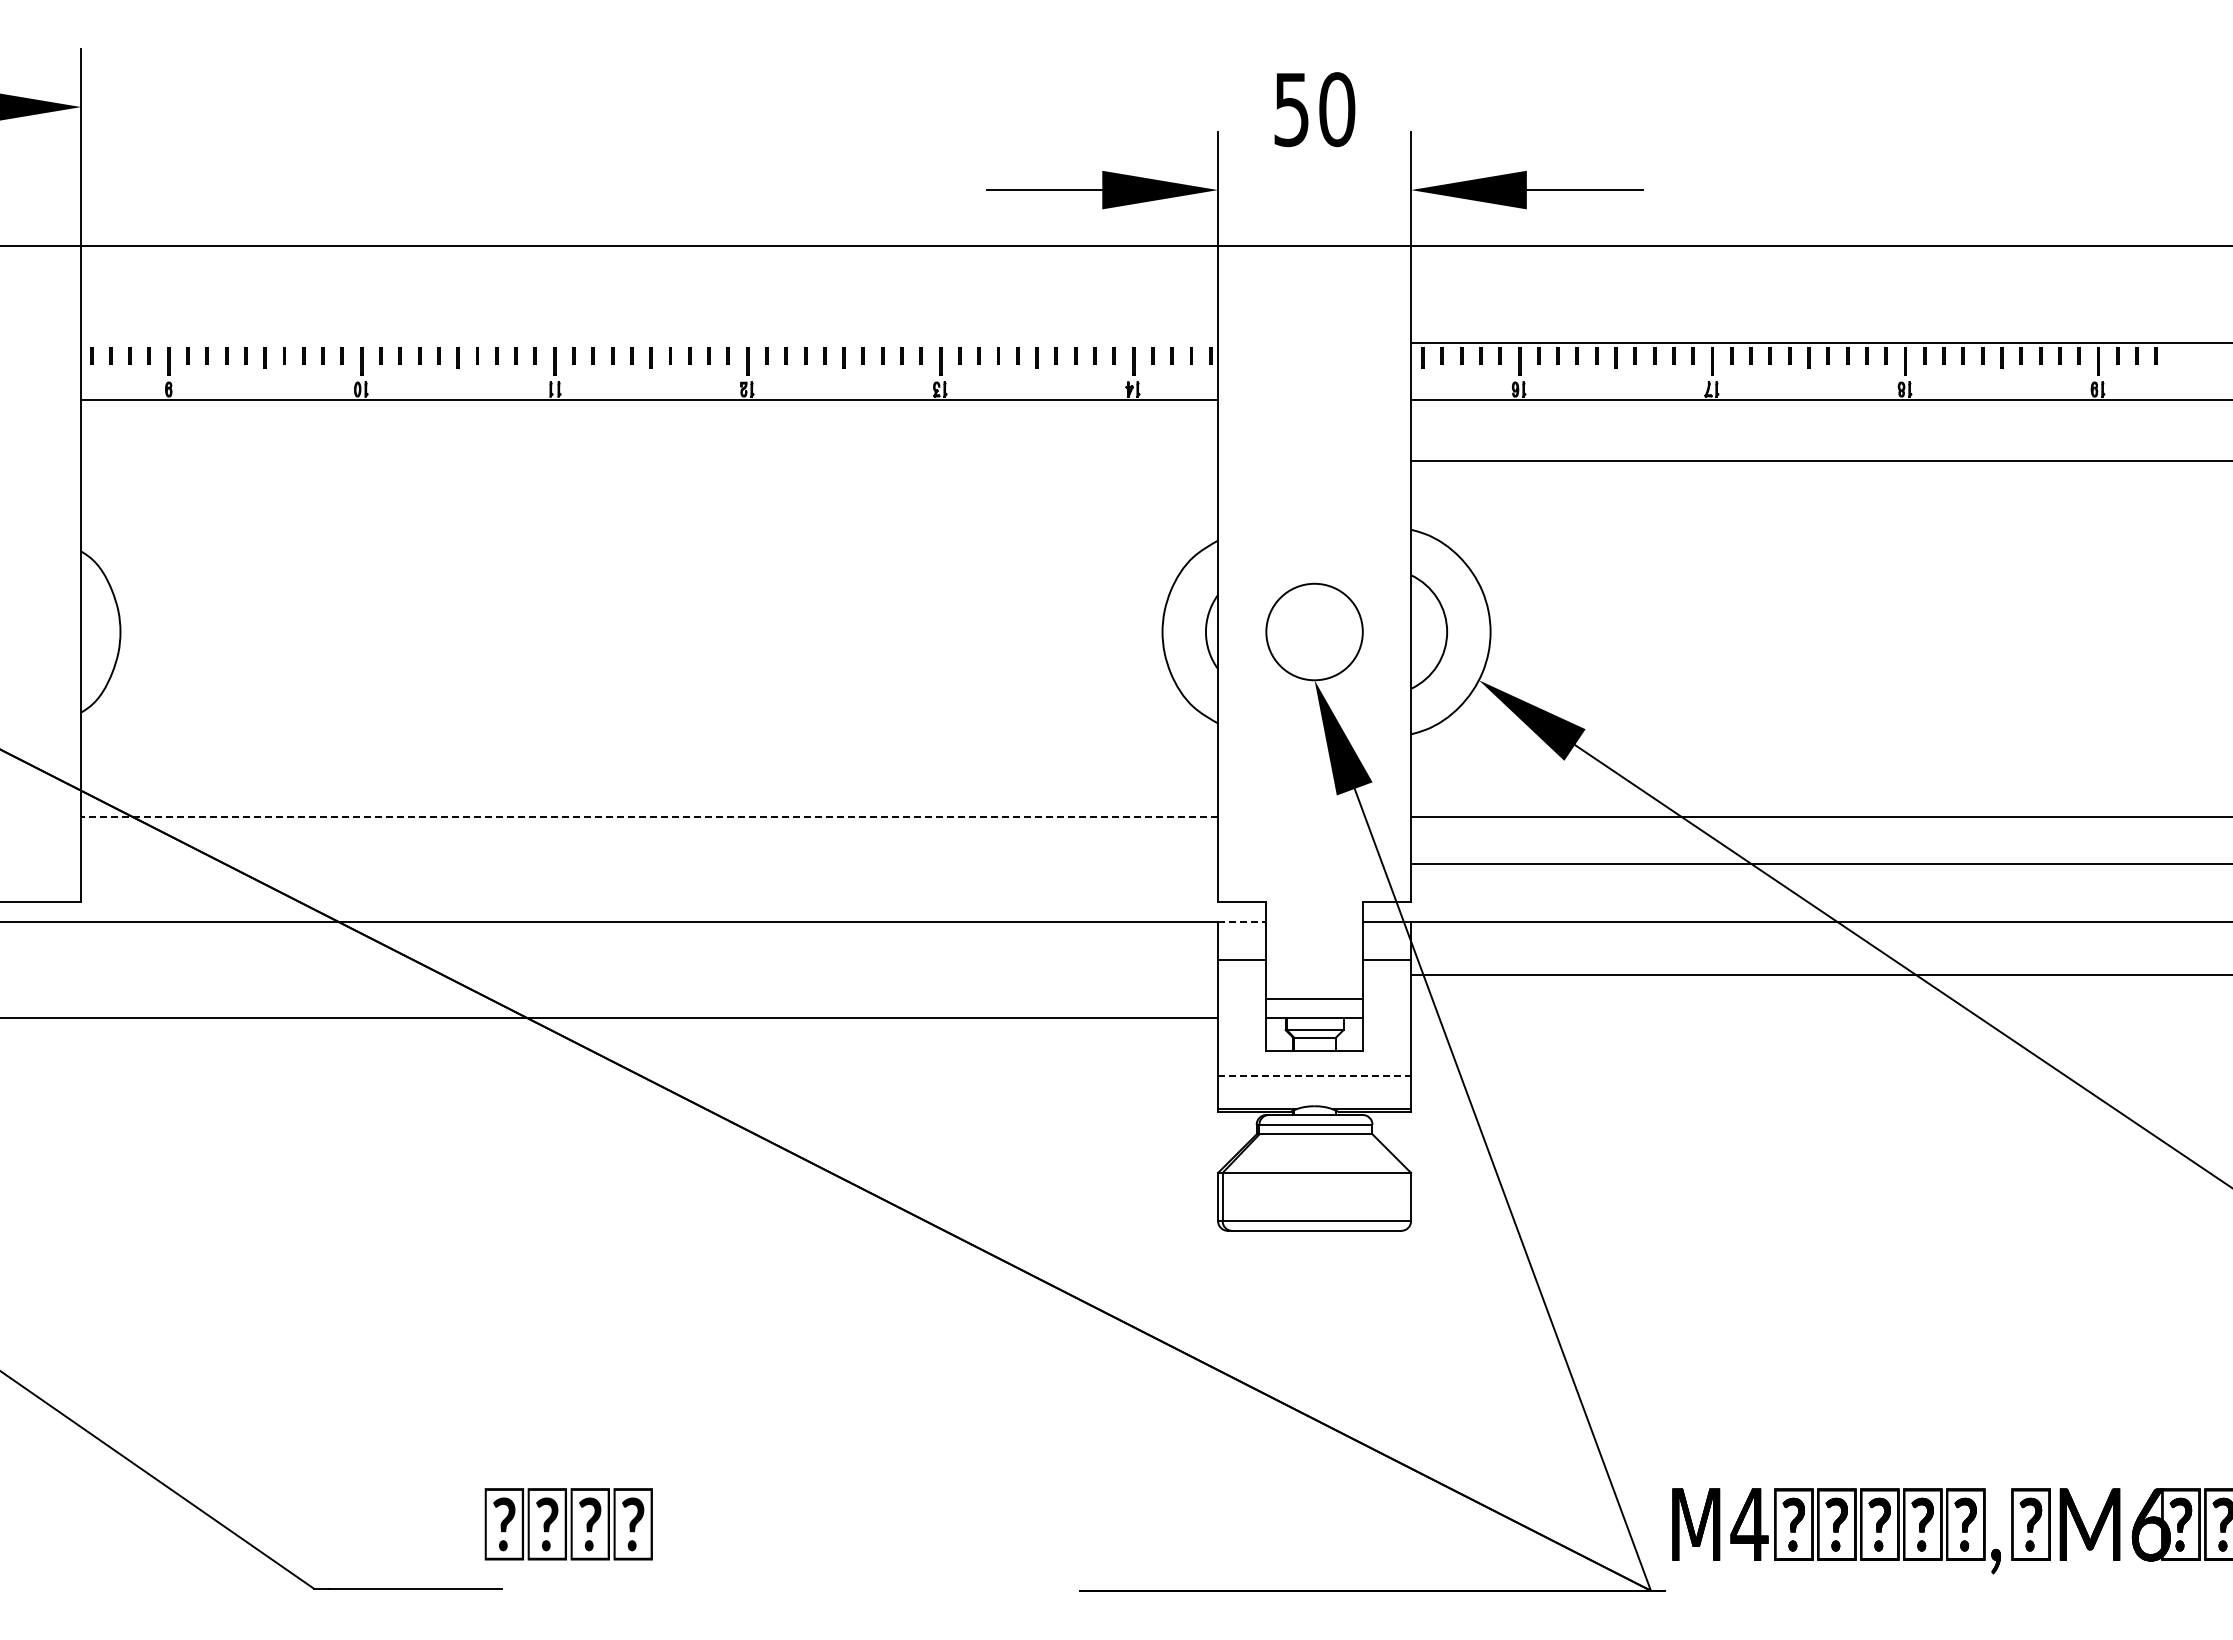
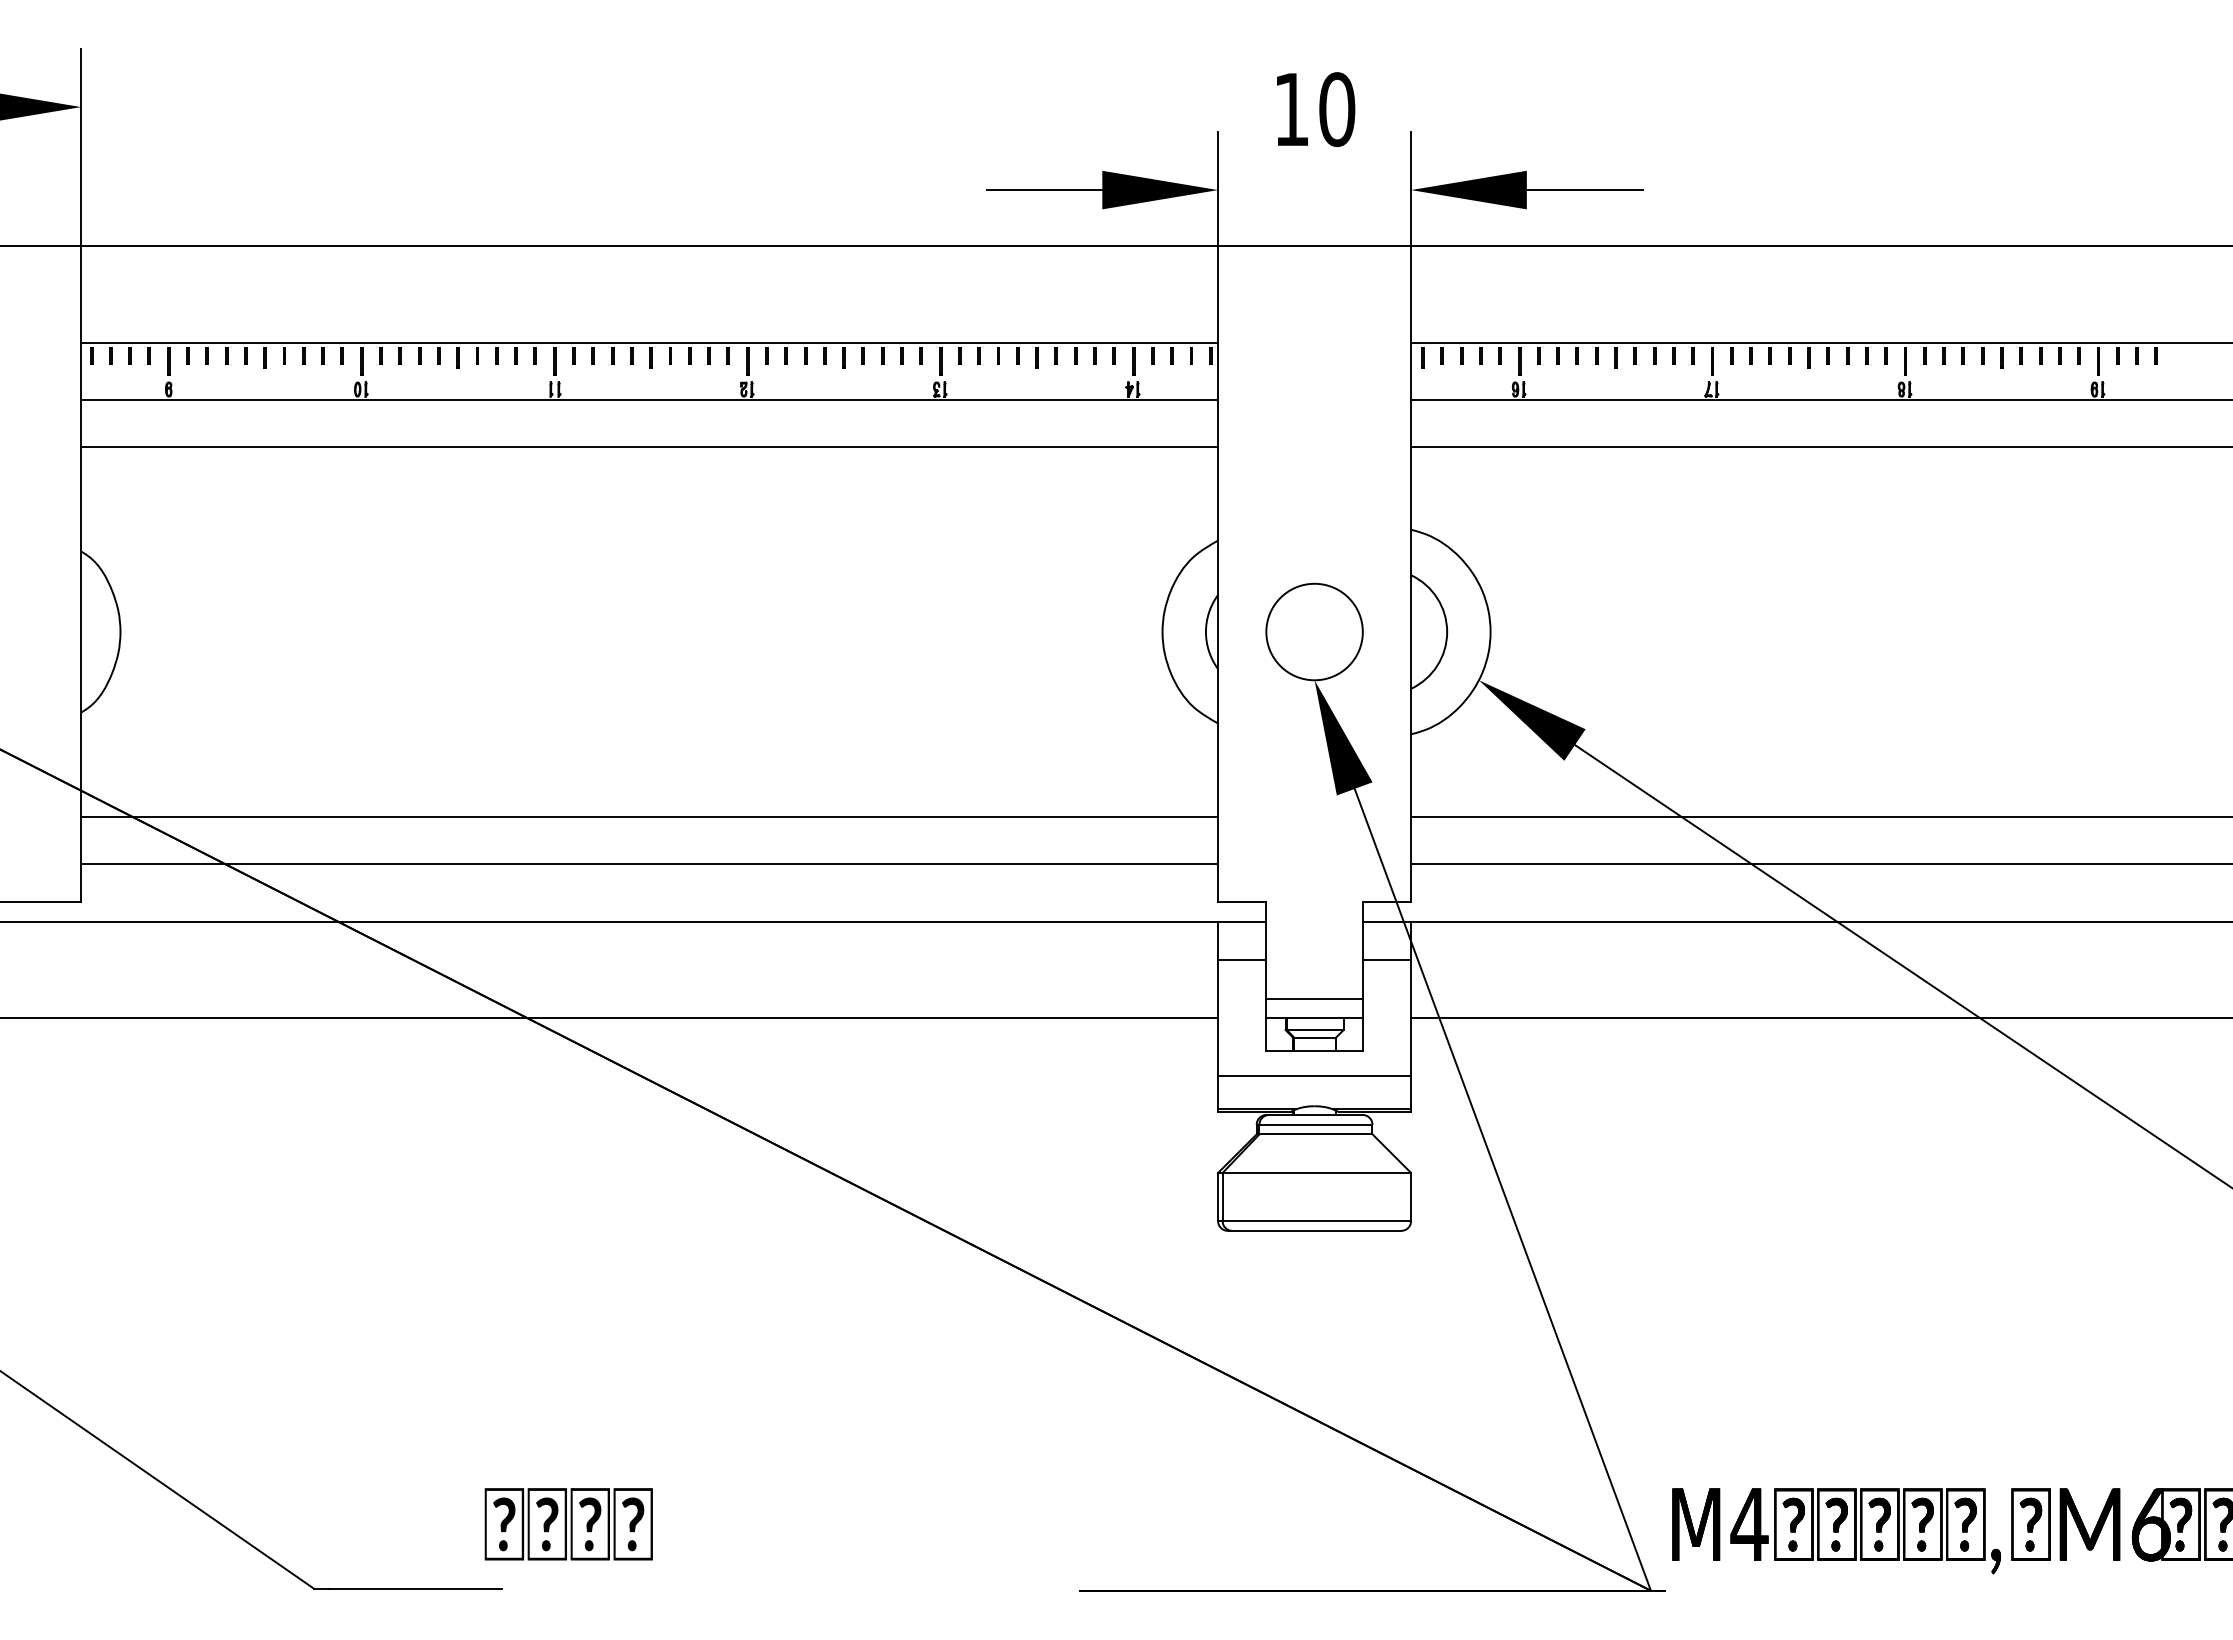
text: 50 -> 10 (1291, 110)
line: none -> present (649, 342)
line: none -> present (649, 446)
line position: (1820, 460) -> (1820, 446) (1820, 446)
line: dashed -> solid (649, 817)
line: none -> present (649, 863)
line: dashed -> solid (1242, 921)
line position: (1820, 974) -> (1820, 1017) (1820, 1017)
line: dashed -> solid (1315, 1075)
